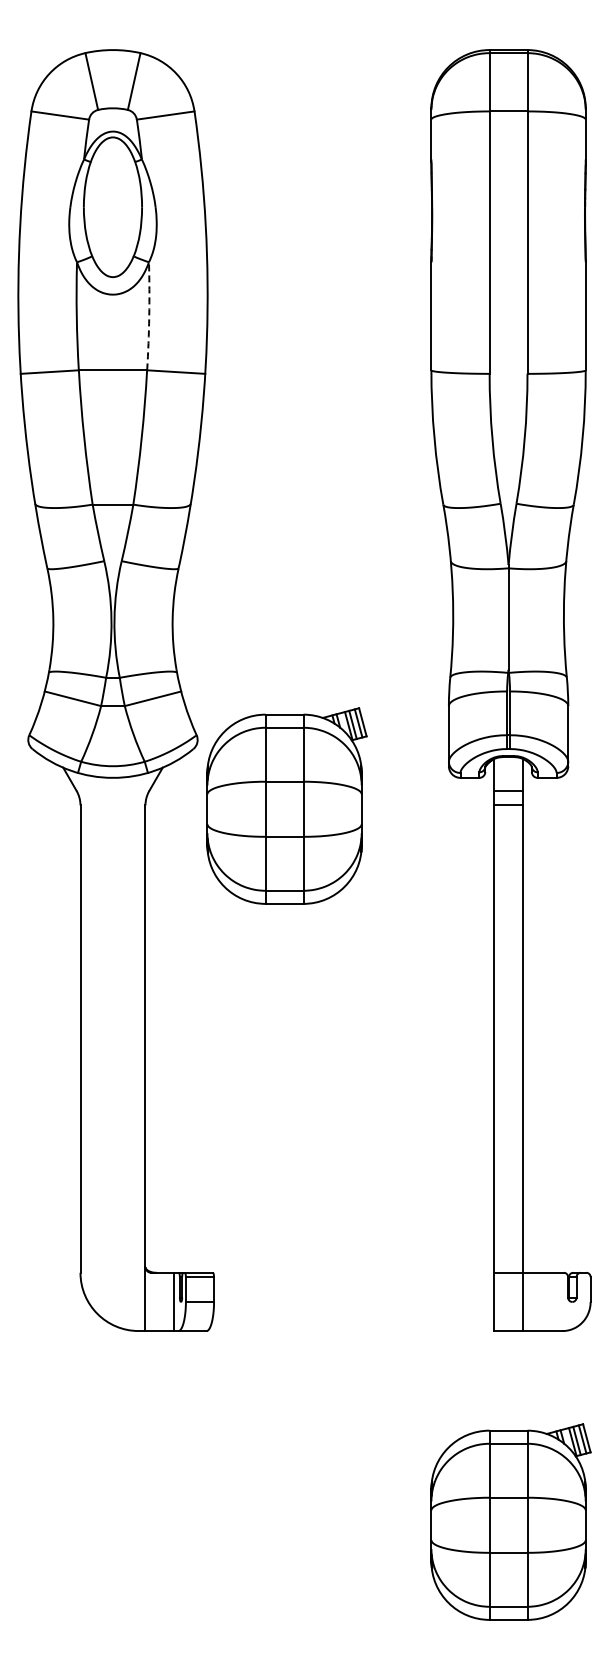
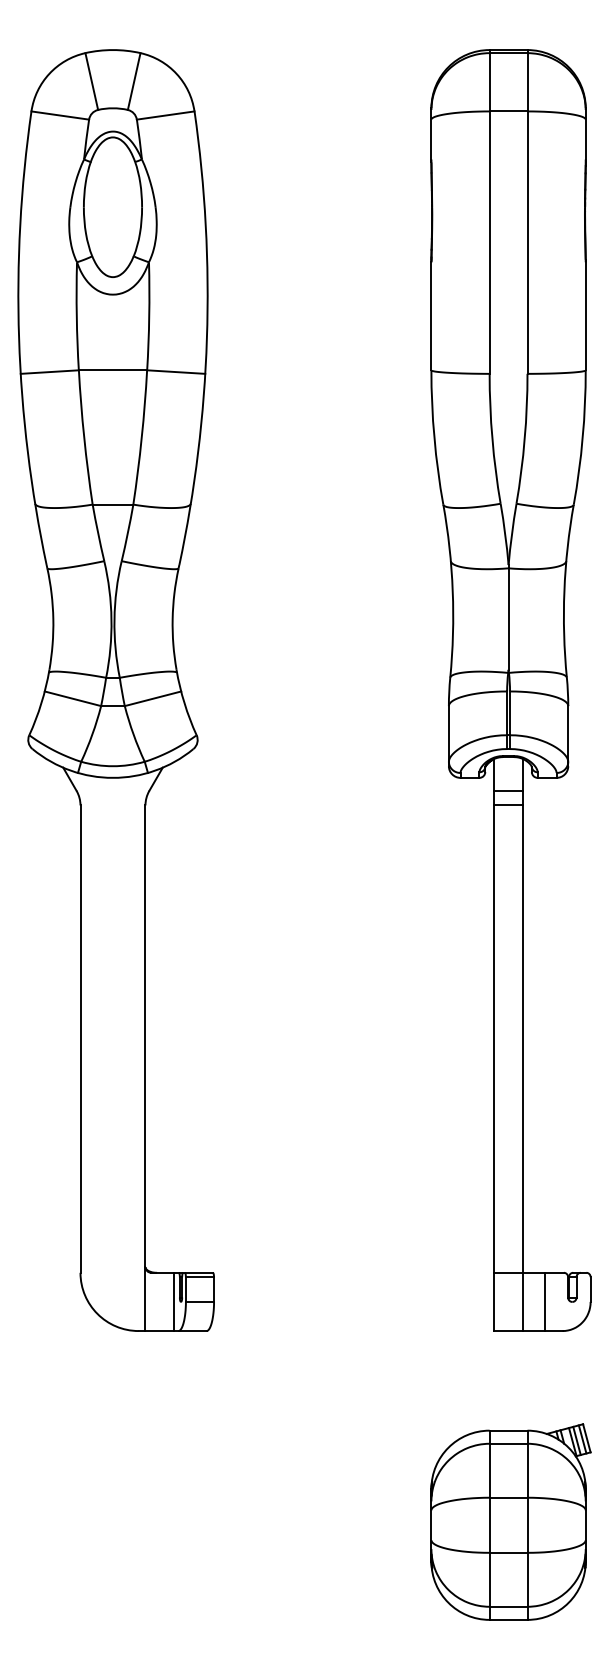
arc: dashed -> solid (149, 316)
part: present -> none (286, 805)
line: none -> present (544, 1301)
